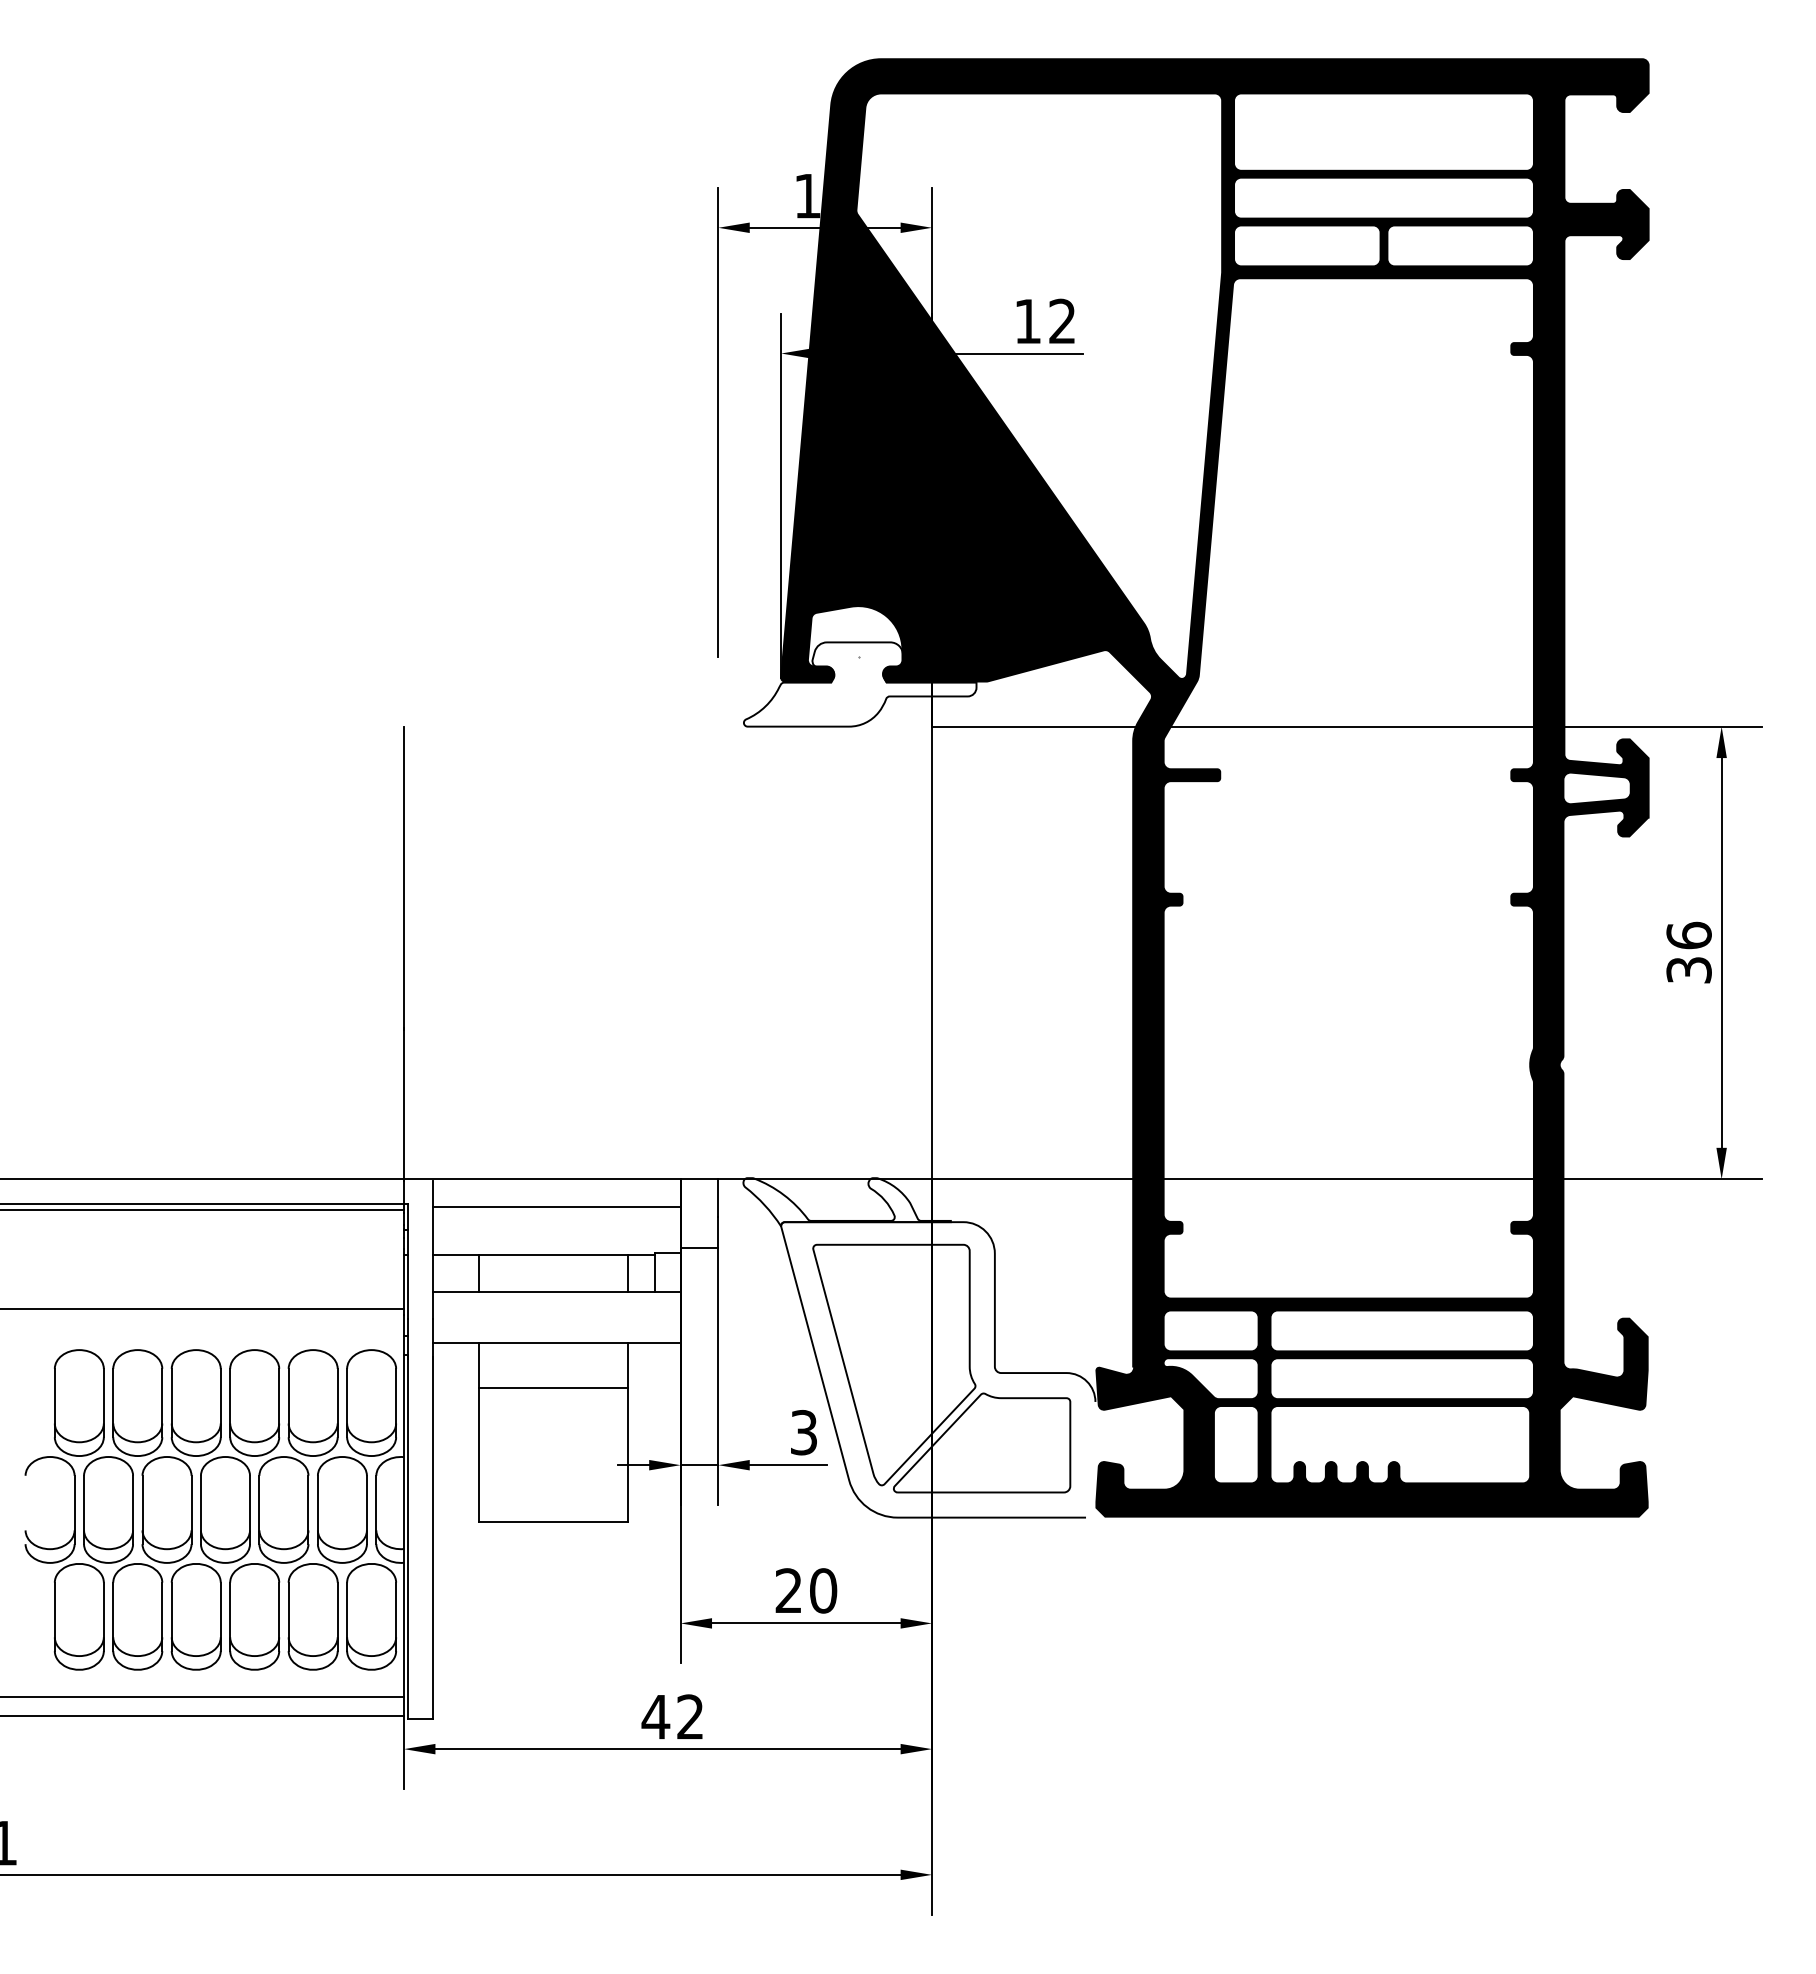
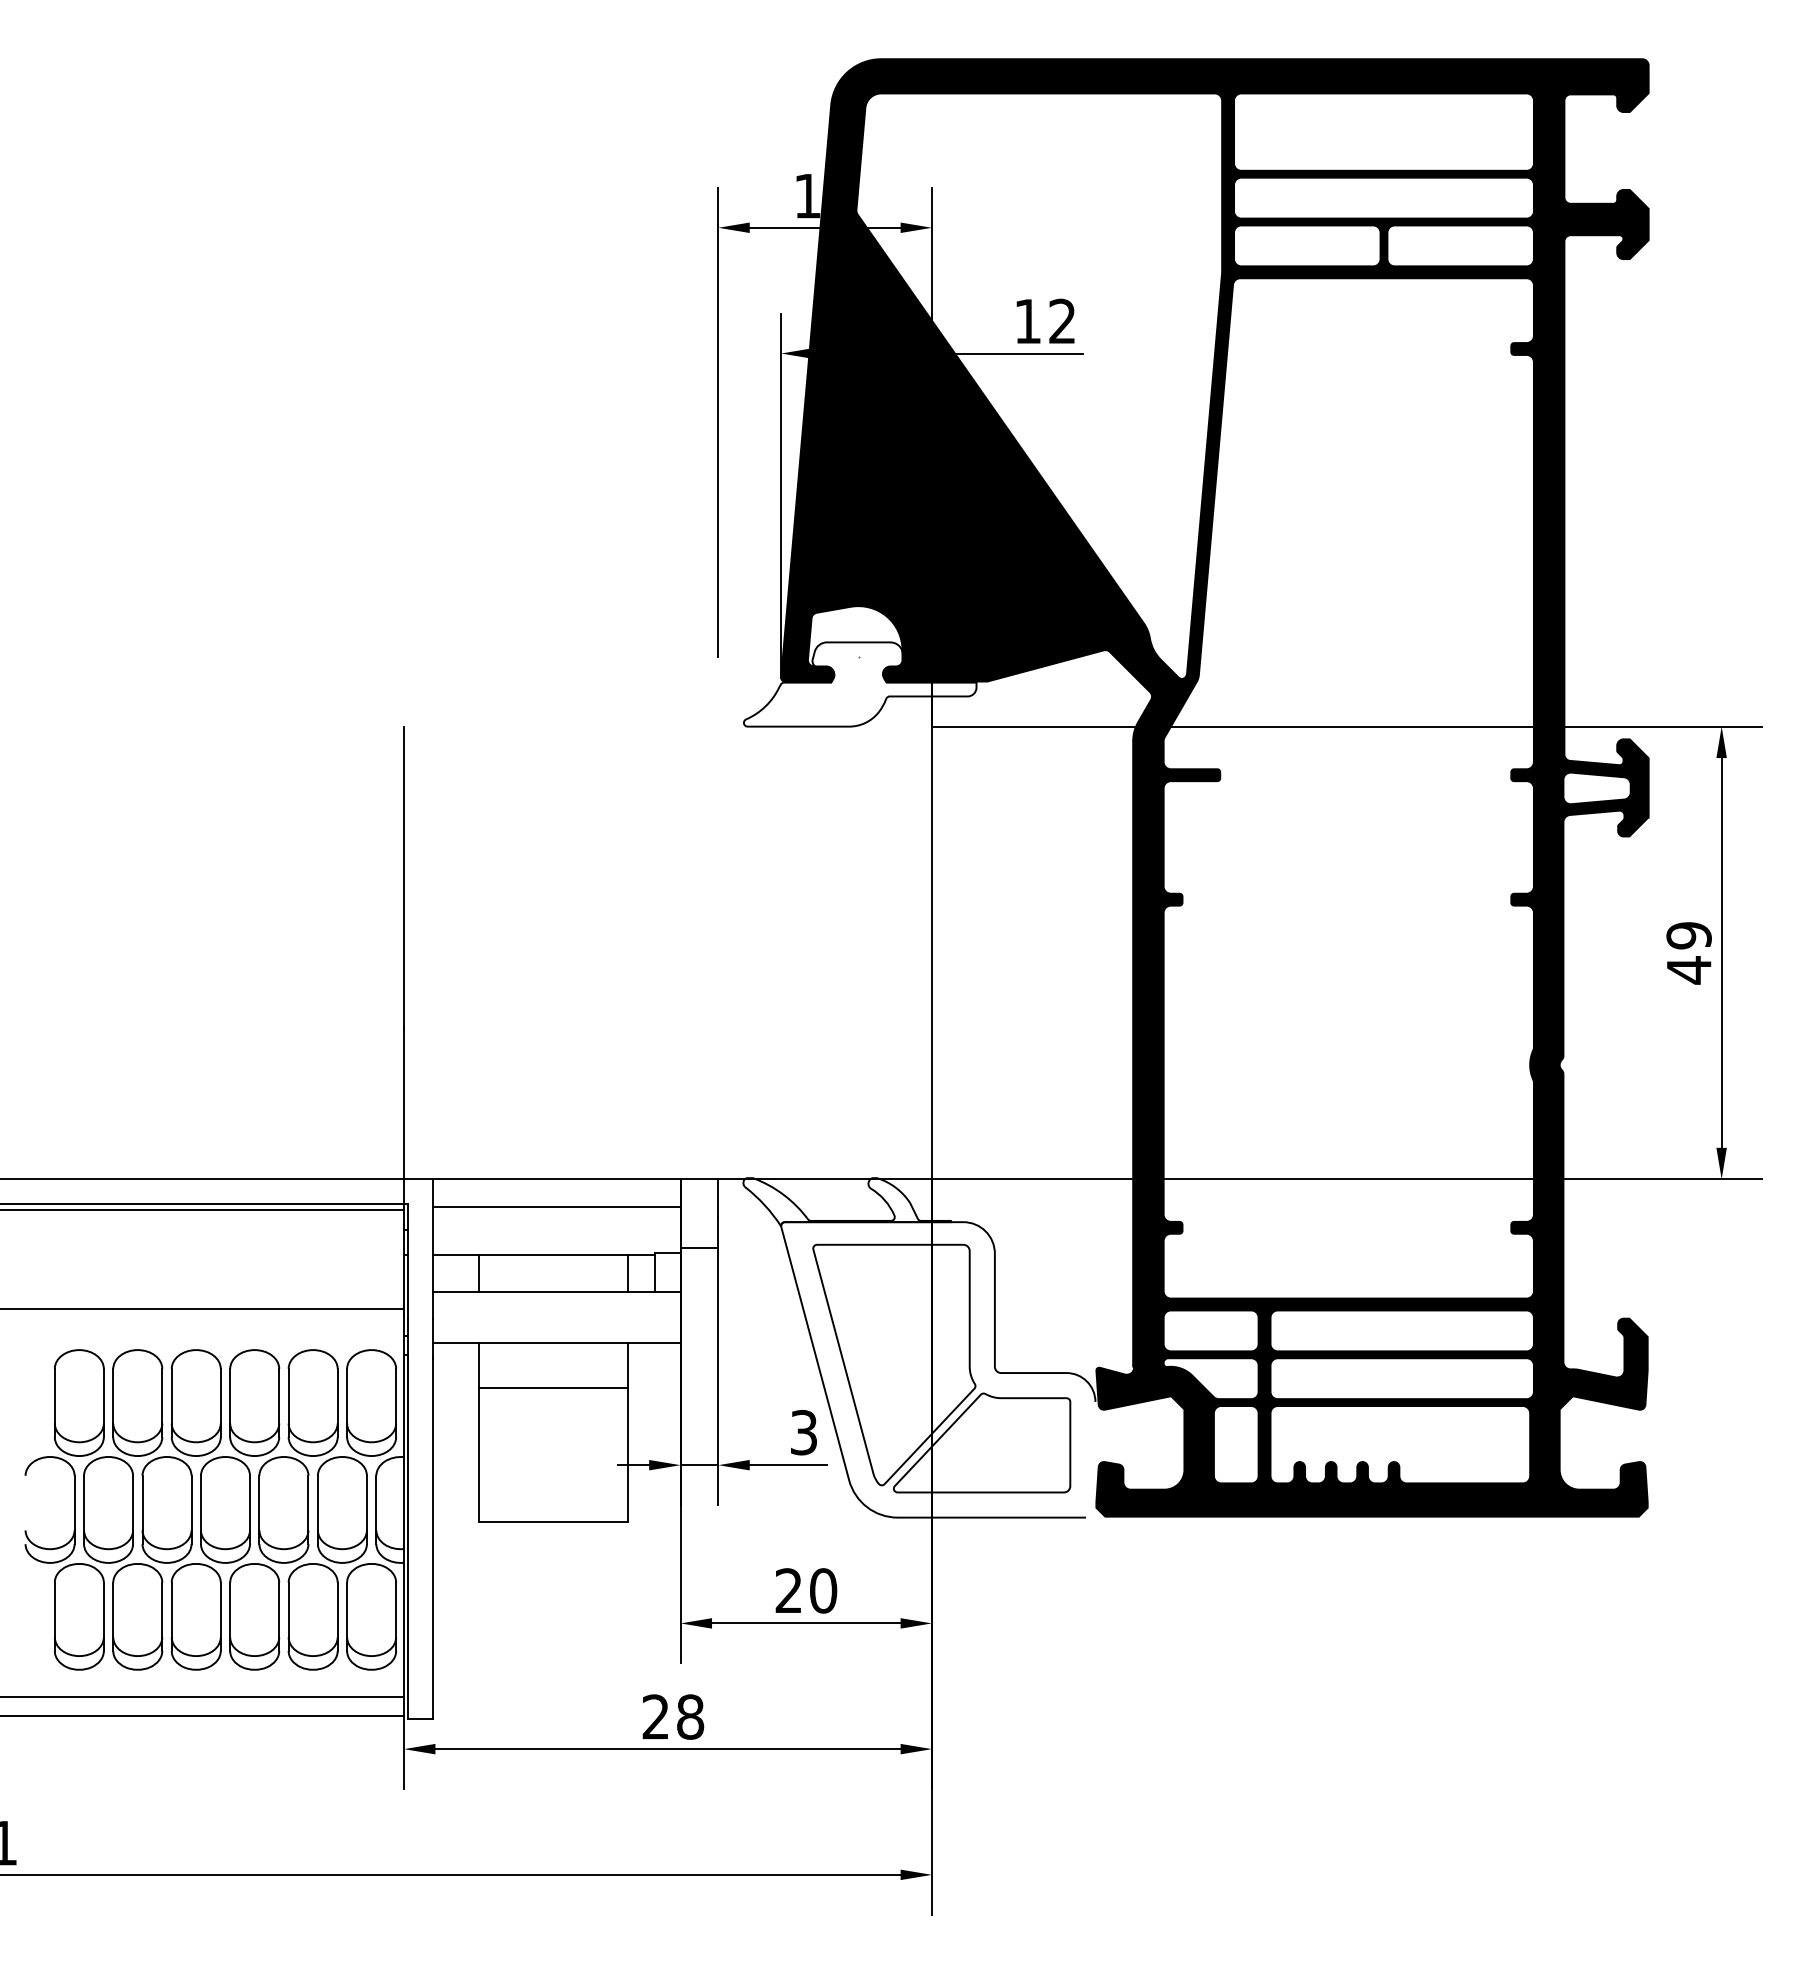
text: 36 -> 49 (1688, 952)
text: 42 -> 28 (672, 1716)
